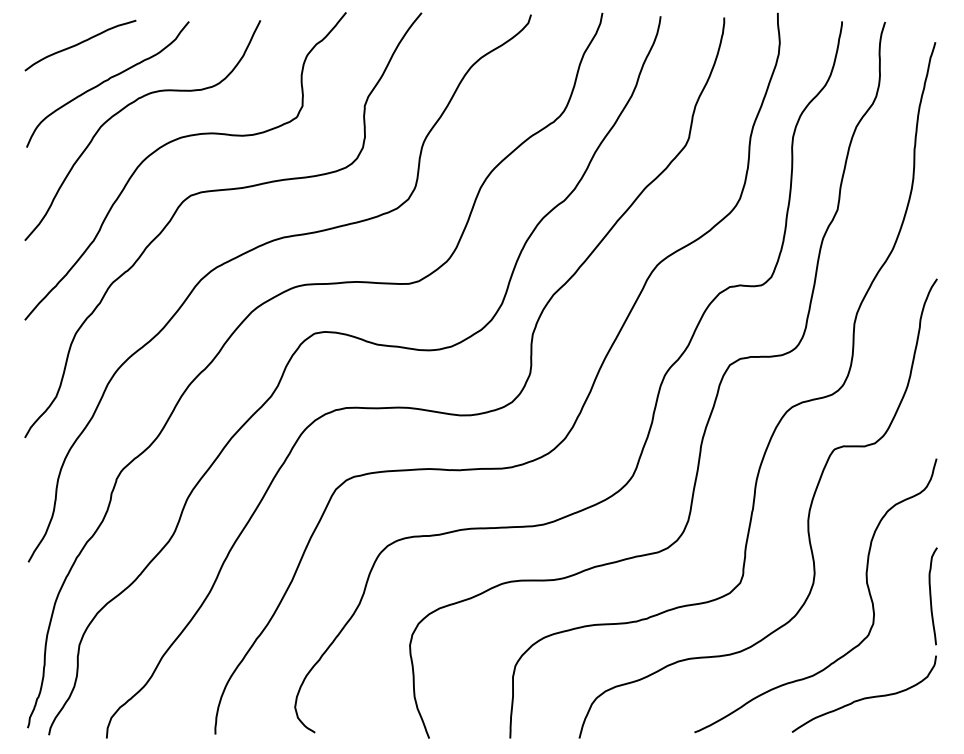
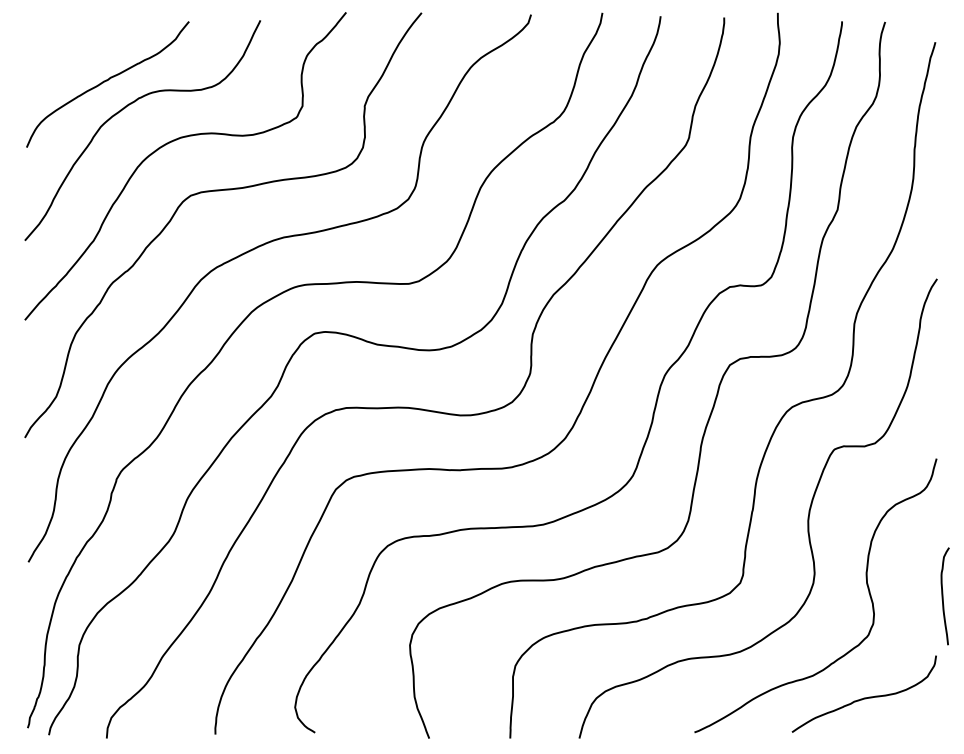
curve: present -> none (80, 44)
curve position: (931, 596) -> (943, 596) (943, 596)
